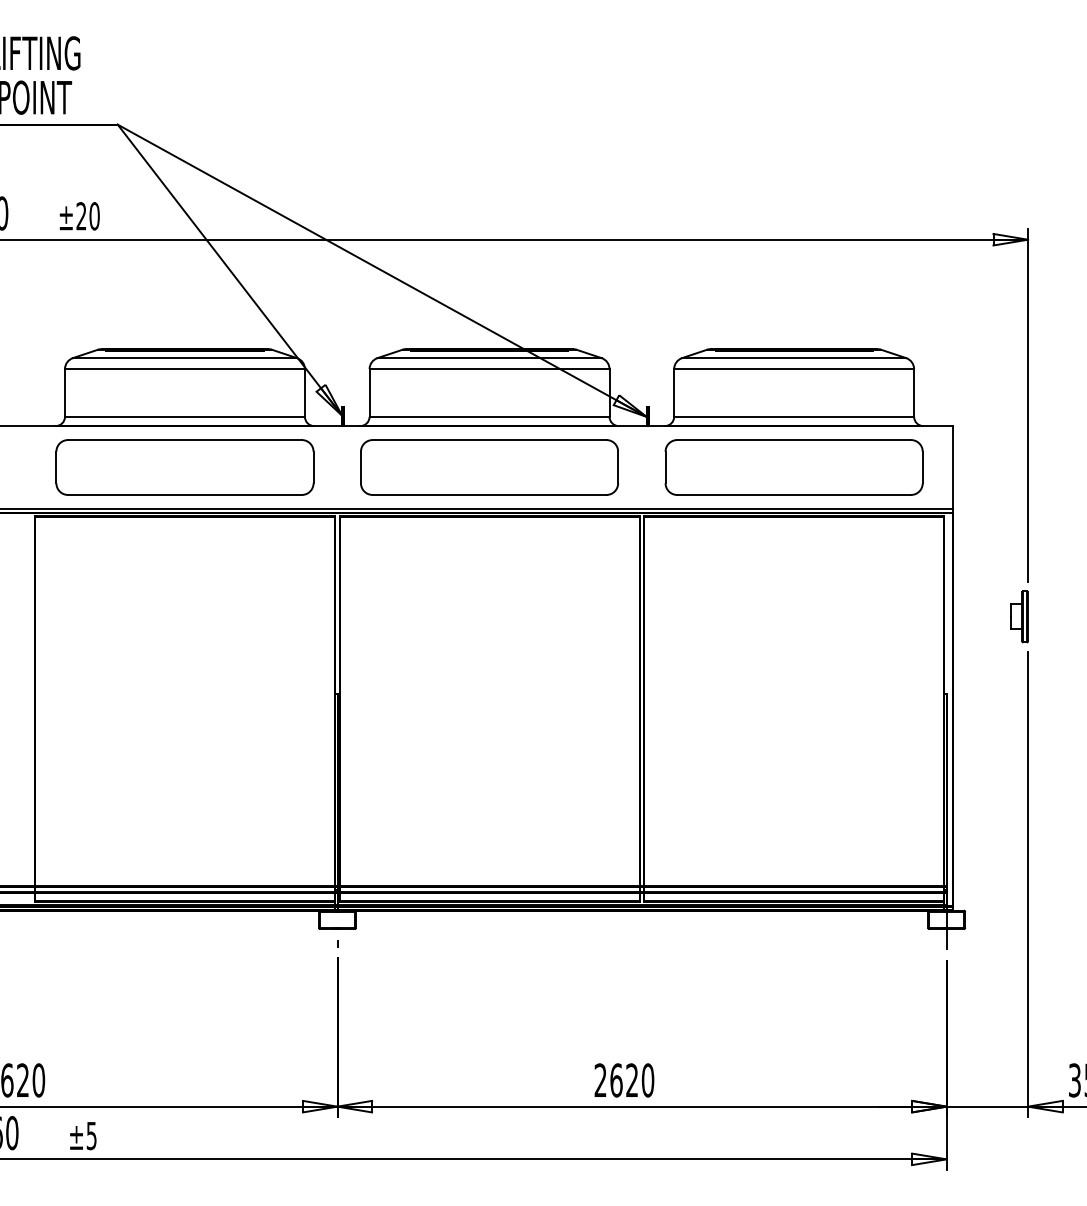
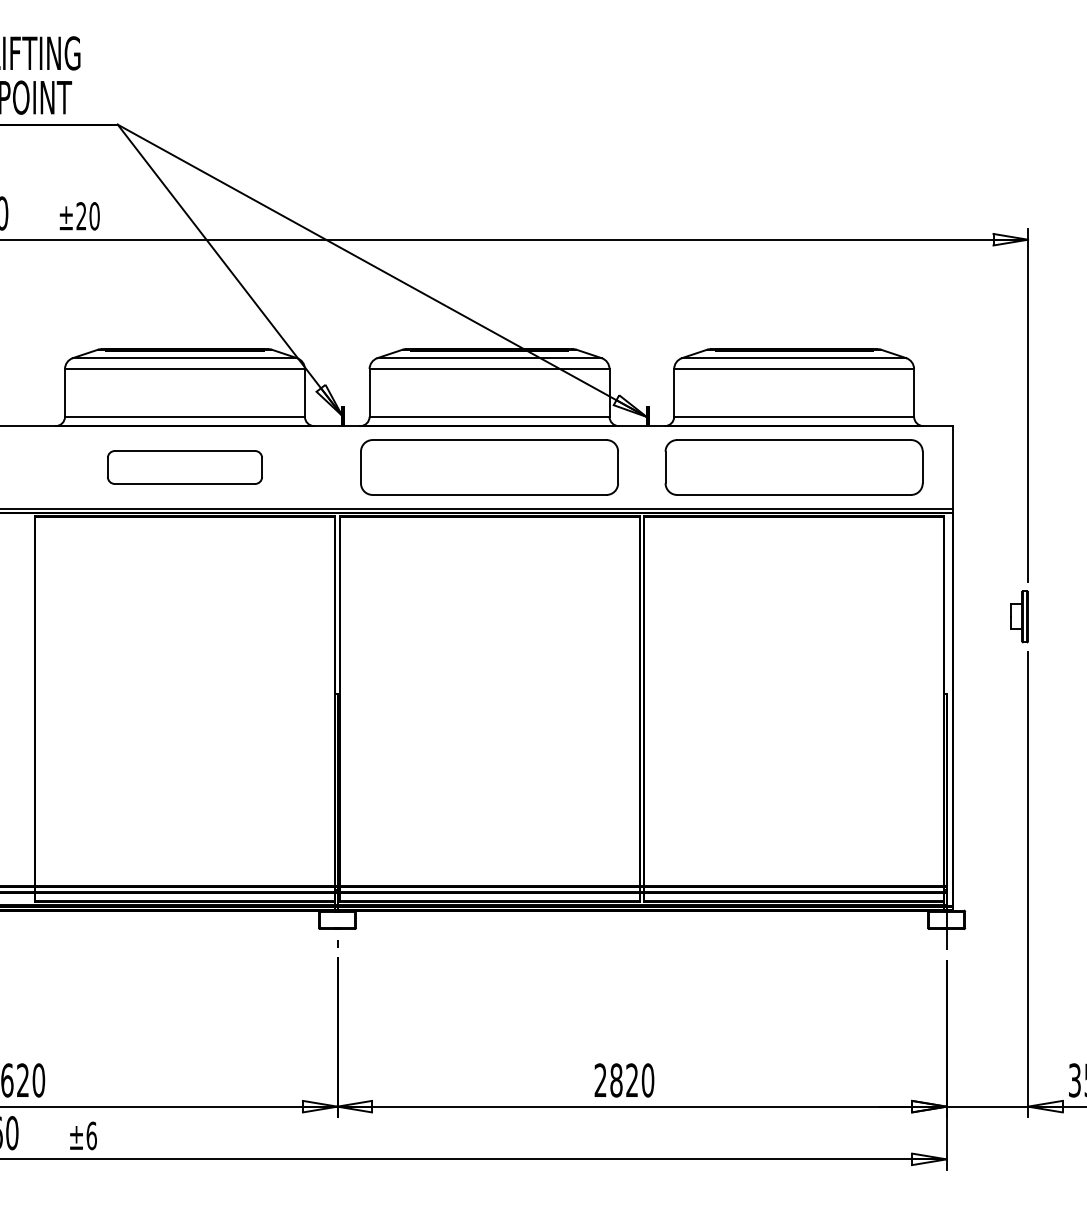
part size: 260x57 px -> 156x35 px (184, 467)
text: 2620 -> 2820 (616, 1080)
text: ±5 -> ±6 (91, 1135)
